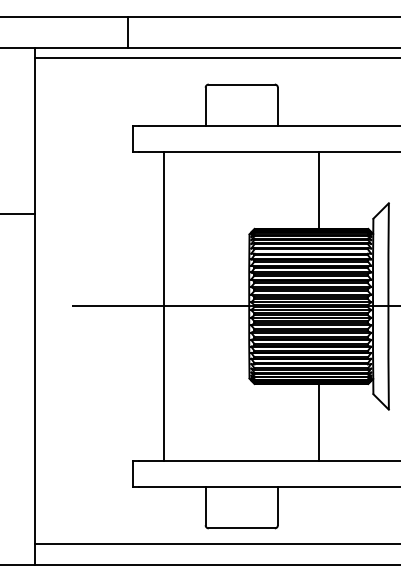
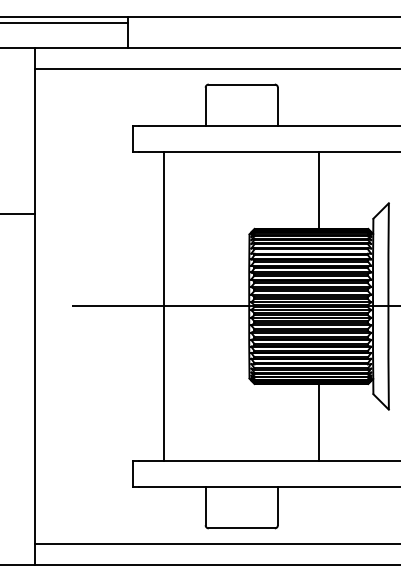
line: none -> present (65, 22)
line position: (216, 58) -> (216, 69) (216, 69)
